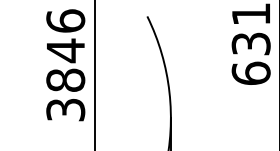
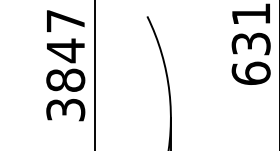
text: 3846 -> 3847 (65, 20)
